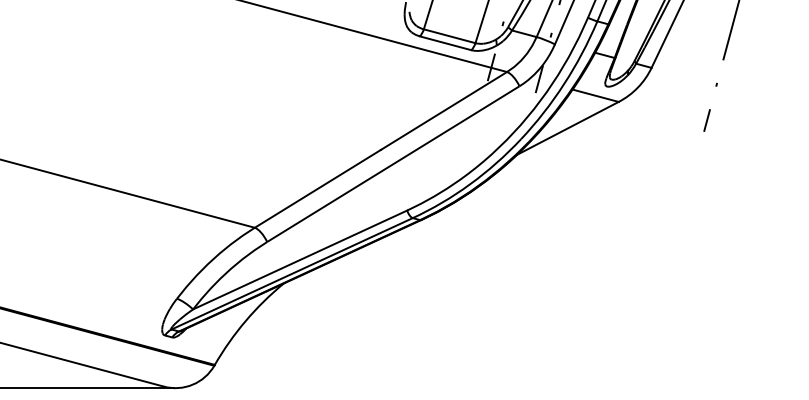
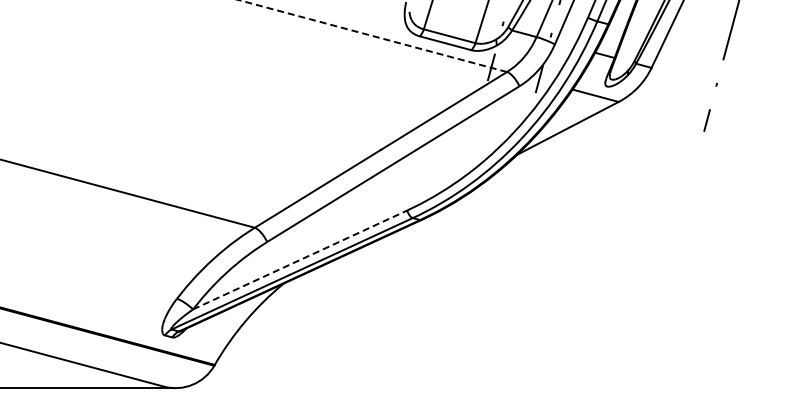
line: solid -> dashed (372, 36)
line: solid -> dashed (300, 260)
